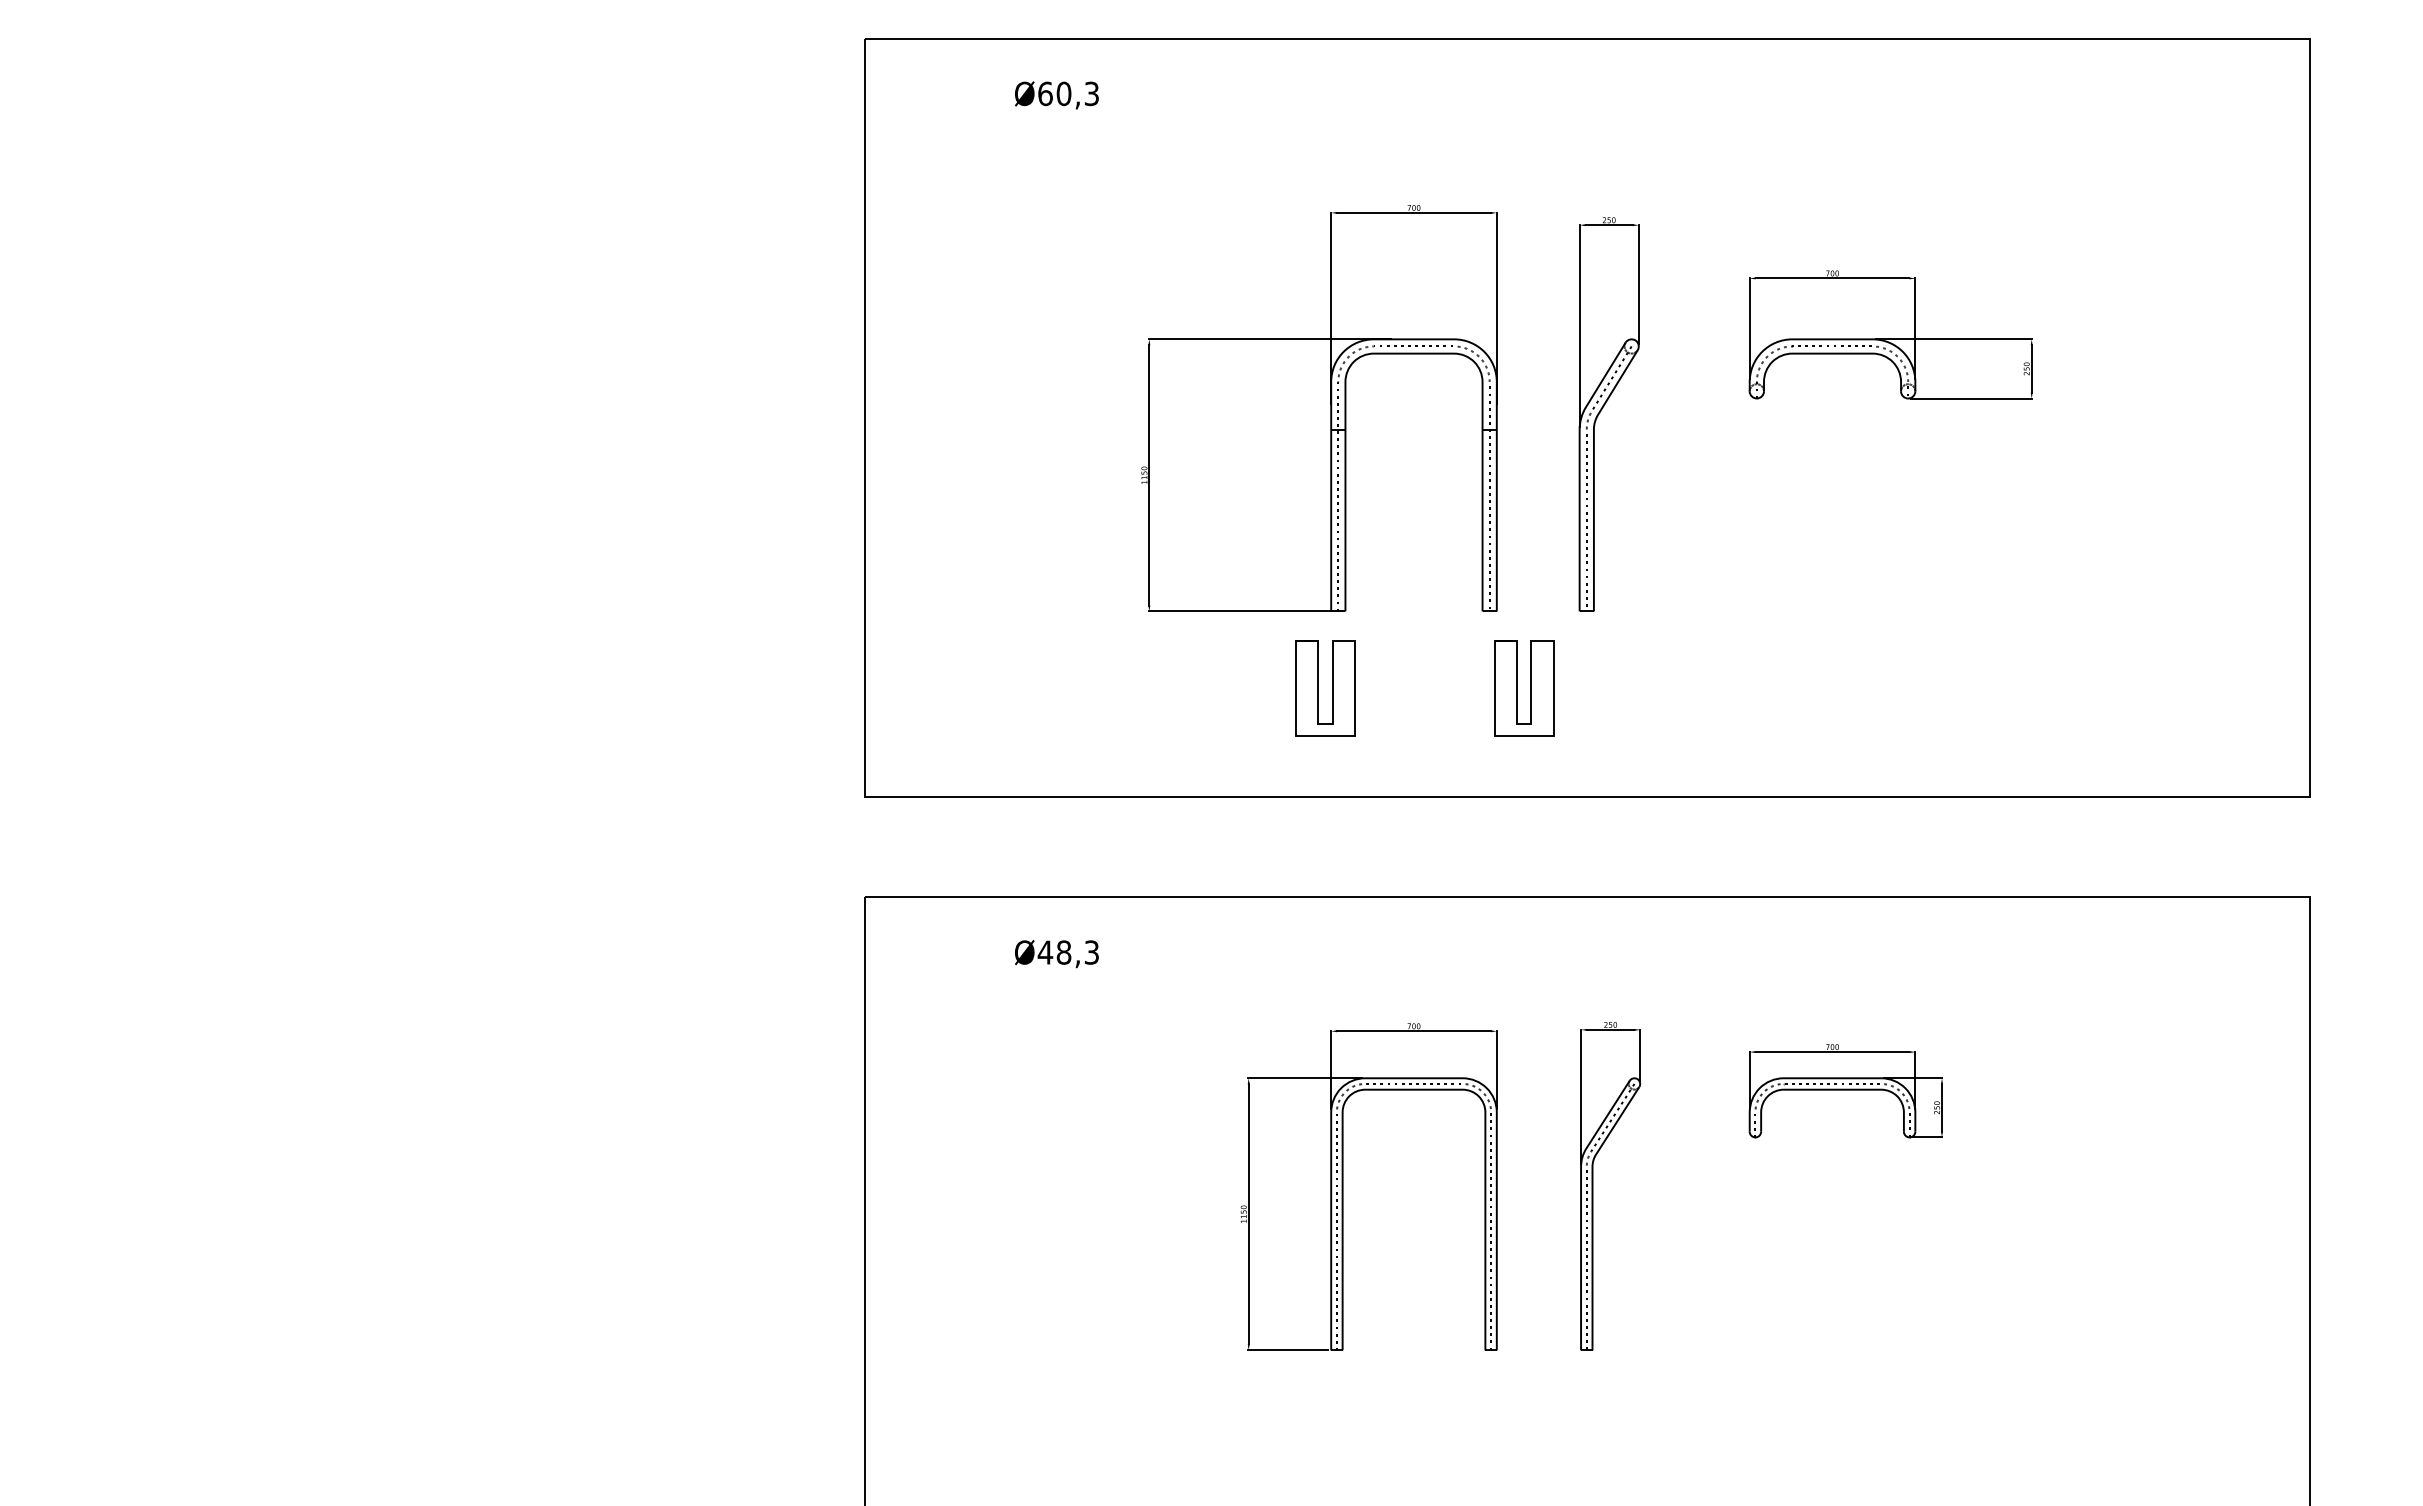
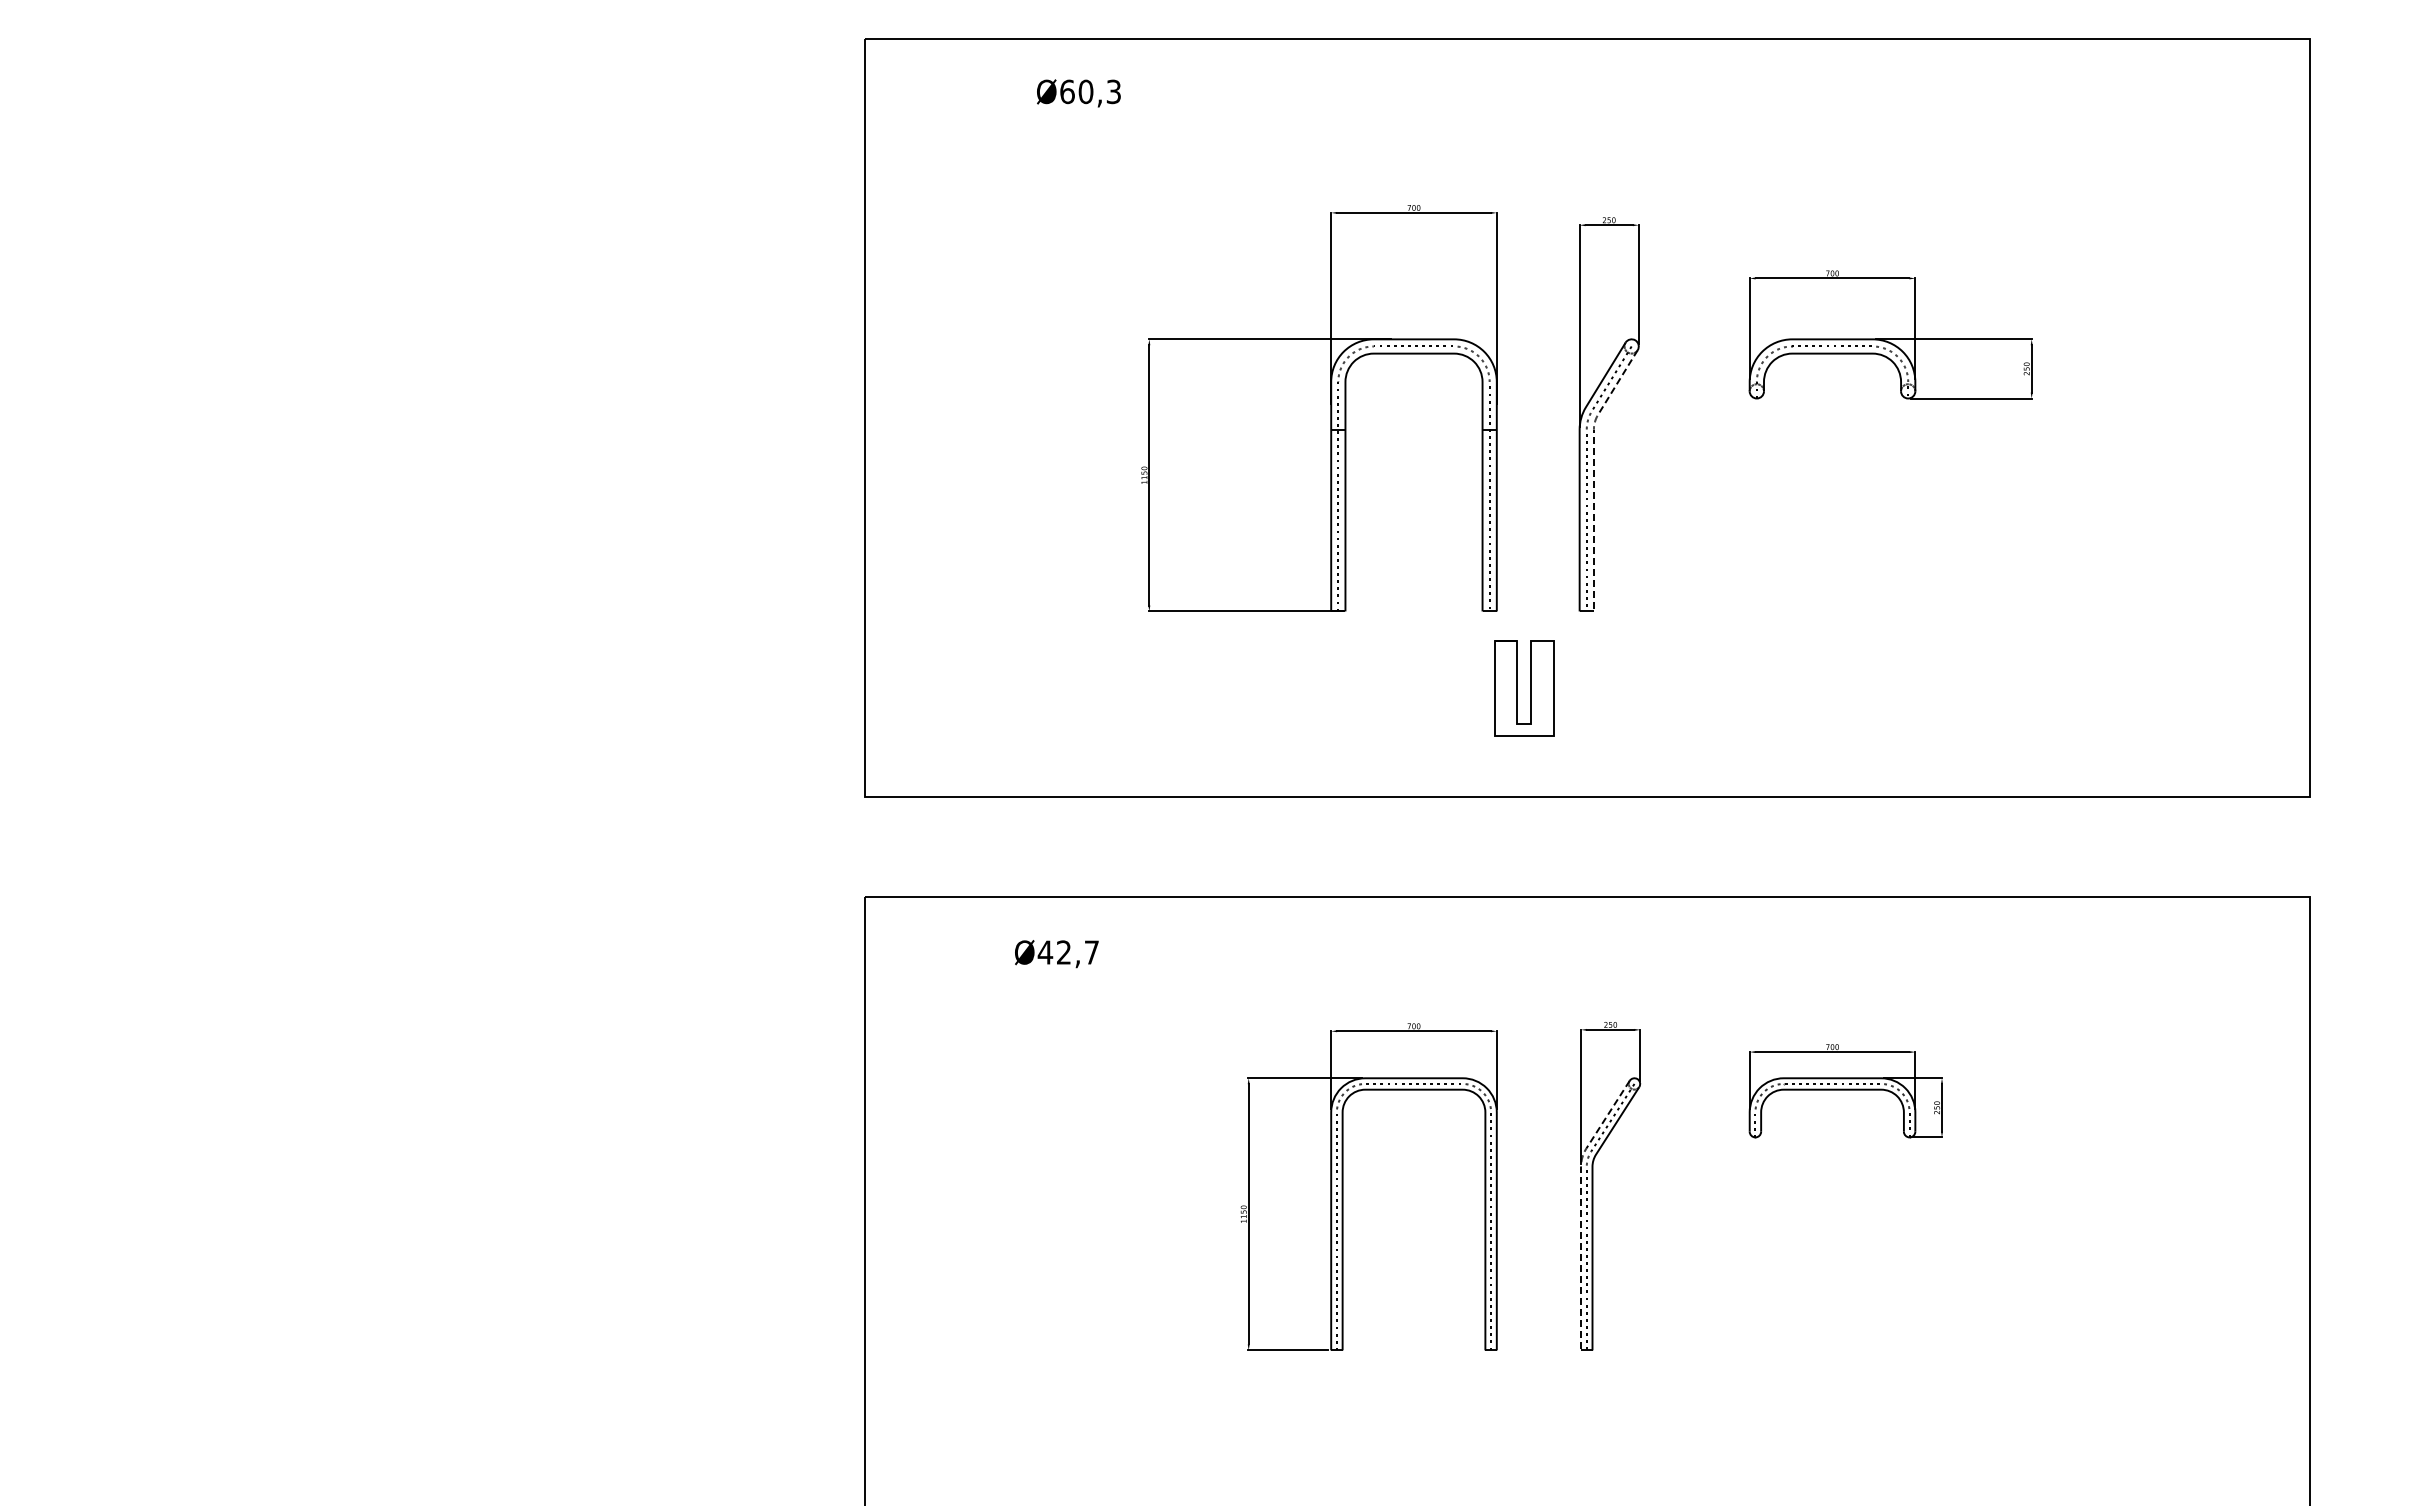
text position: (1056, 95) -> (1078, 93) (1078, 93)
line: solid -> dashed (1593, 472)
curve: present -> none (1318, 688)
text: Ø48,3 -> Ø42,7 (1077, 952)
line: solid -> dashed (1581, 1205)
